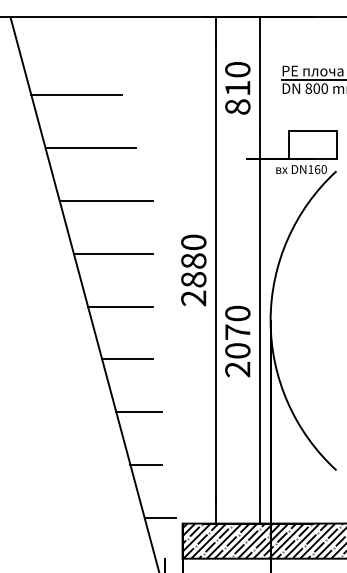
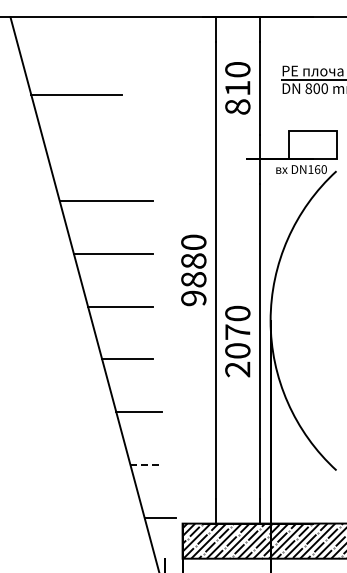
line: present -> none (90, 148)
text: 2880 -> 9880 (193, 298)
line: solid -> dashed (146, 464)
